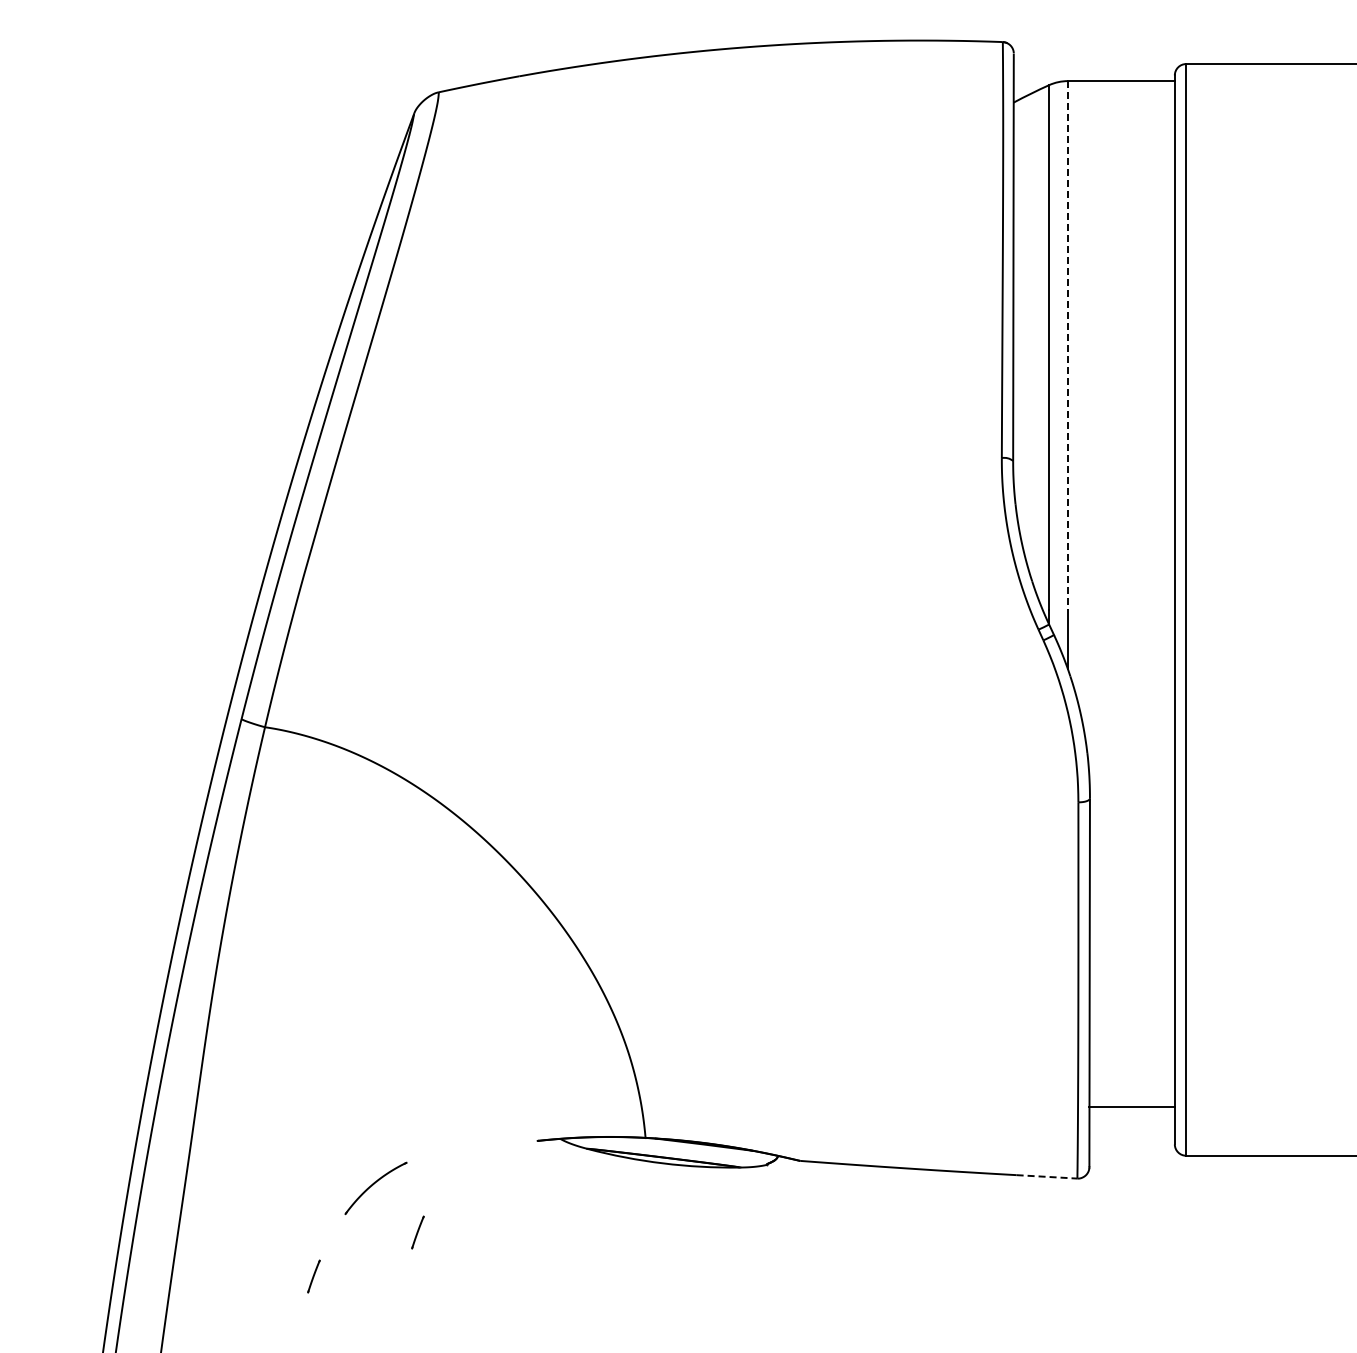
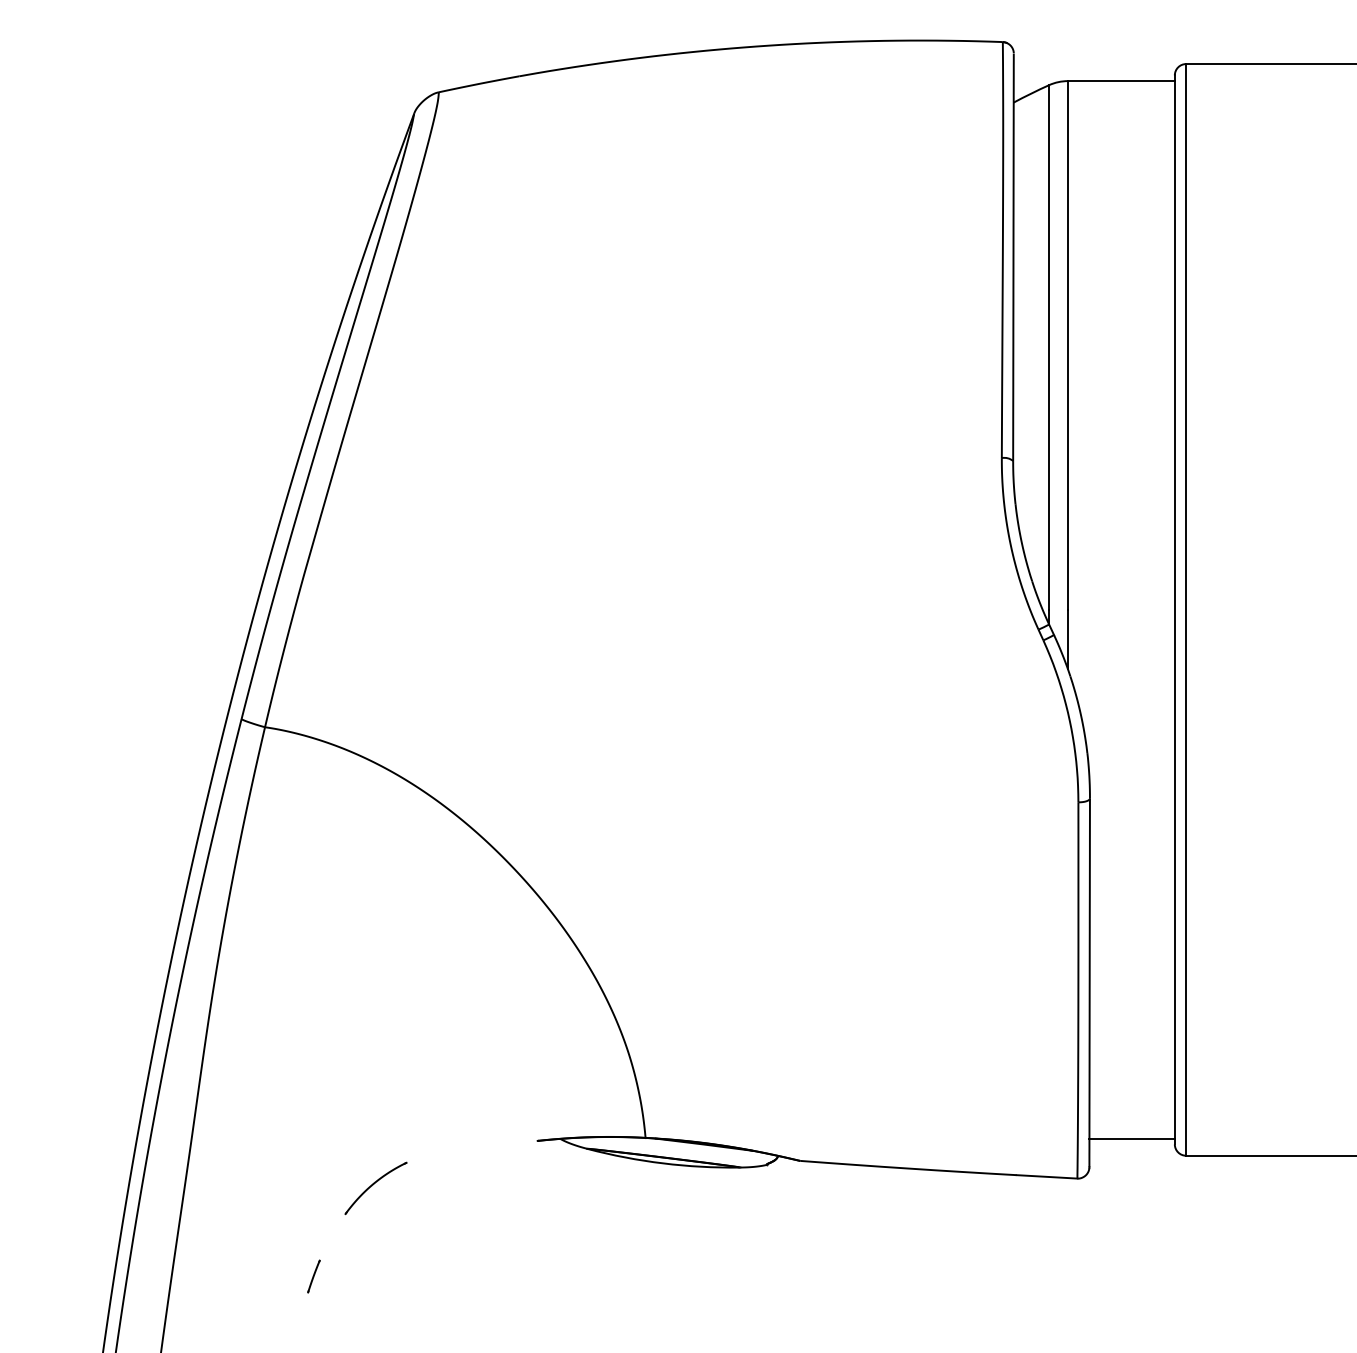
line: dashed -> solid (1067, 346)
line position: (1131, 1106) -> (1131, 1138) (1131, 1138)
line: dashed -> solid (1047, 1176)
line: present -> none (417, 1232)
